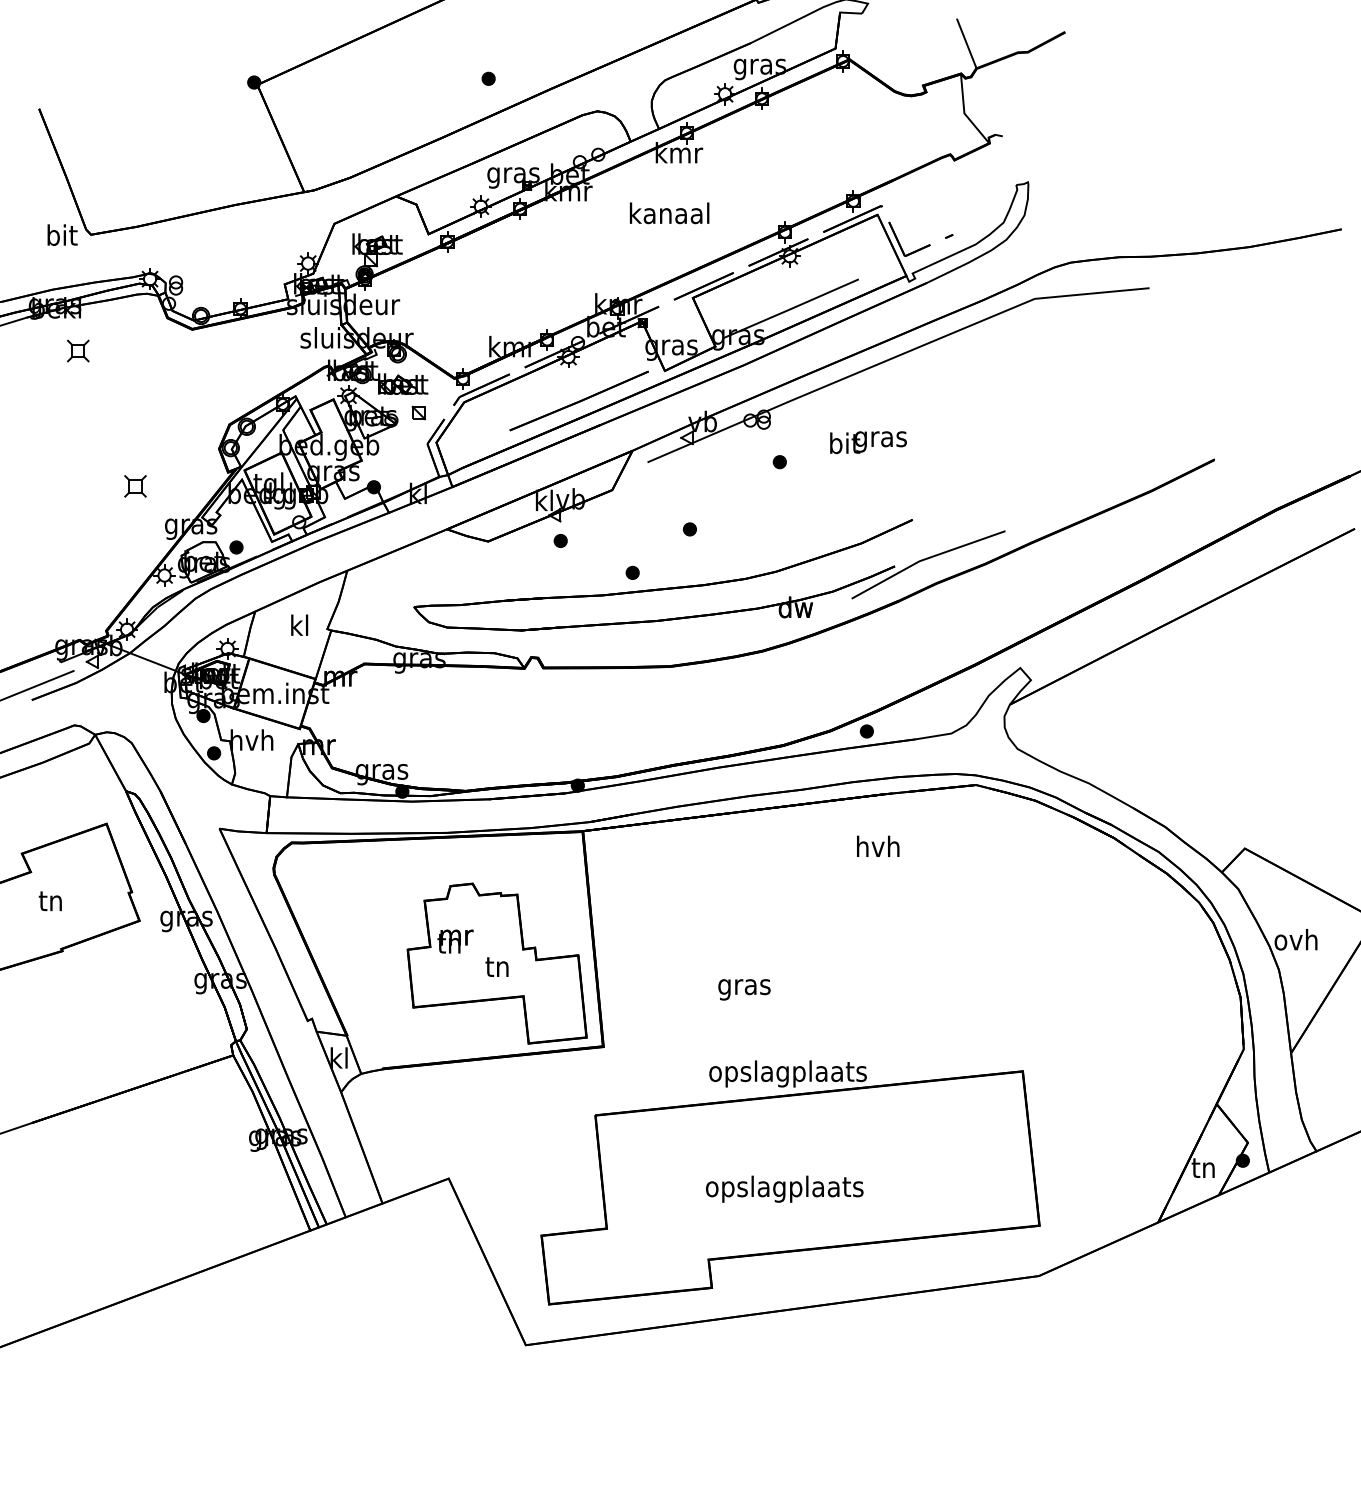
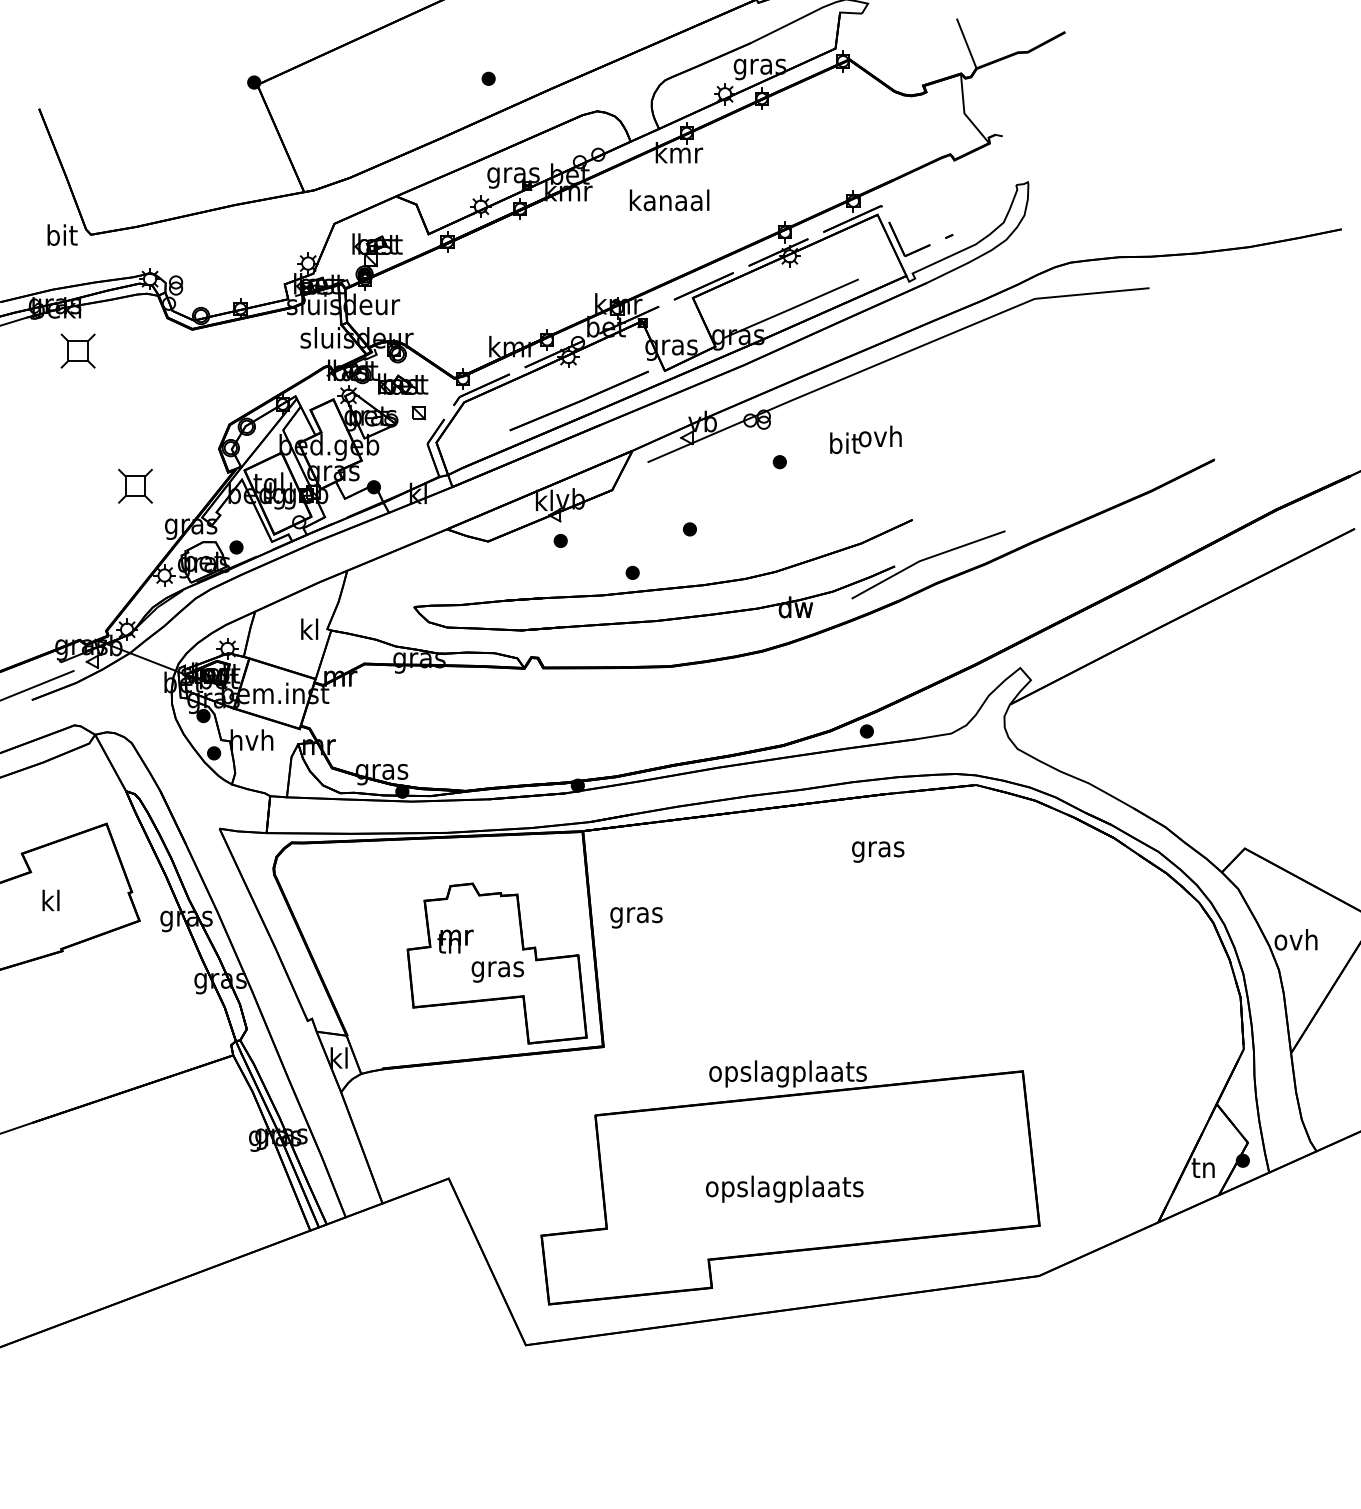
text position: (669, 213) -> (669, 200) (669, 200)
part size: 23x24 px -> 36x36 px (77, 350)
text: gras -> ovh (880, 438)
part size: 23x23 px -> 35x36 px (135, 485)
text position: (299, 624) -> (309, 628) (309, 628)
text: hvh -> gras (878, 848)
text: tn -> kl (49, 900)
text: tn -> gras (497, 969)
text position: (744, 989) -> (636, 917) (636, 917)
